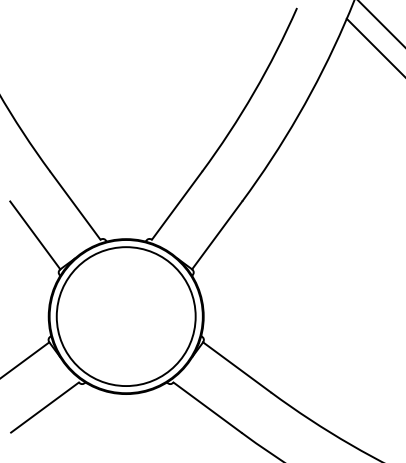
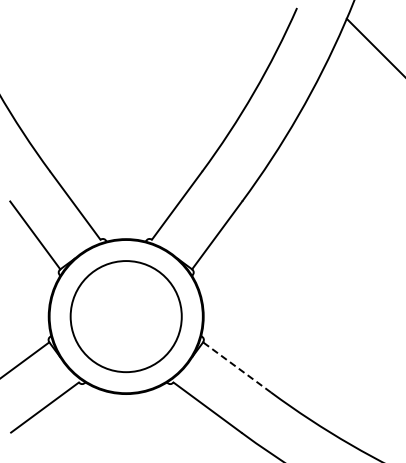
line: present -> none (380, 23)
circle diameter: 139 px -> 111 px (125, 316)
line: solid -> dashed (236, 367)
